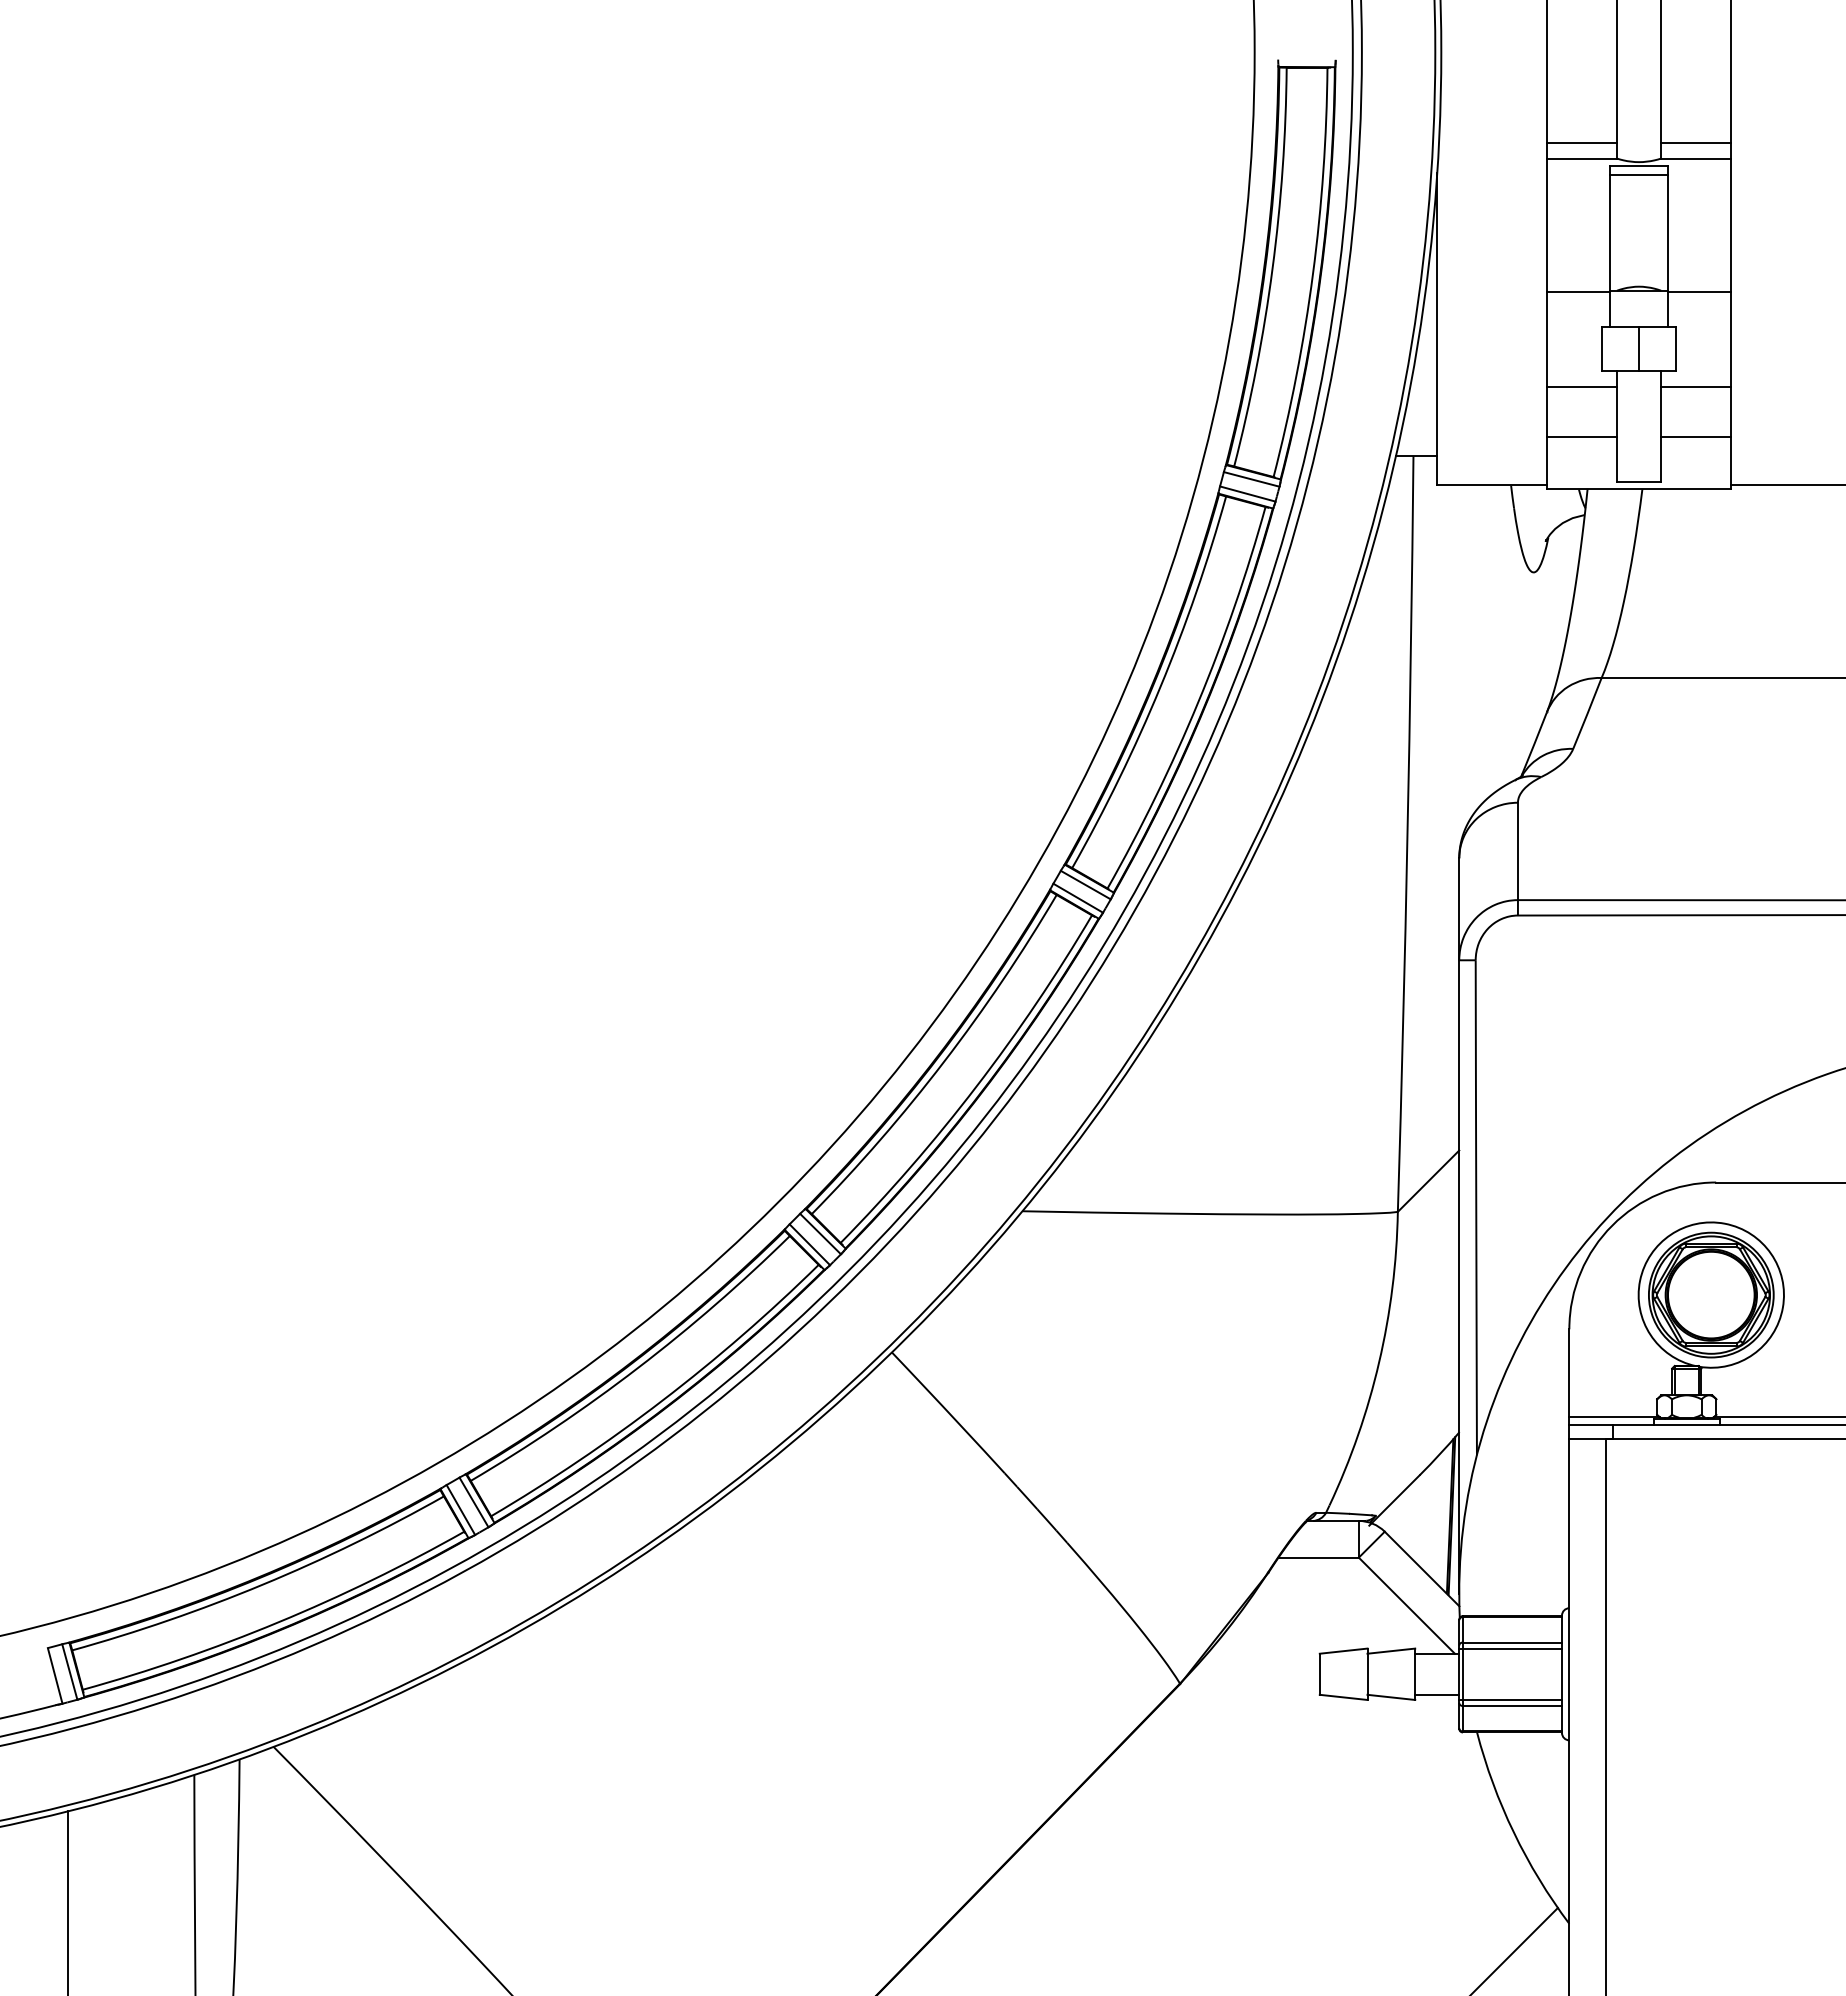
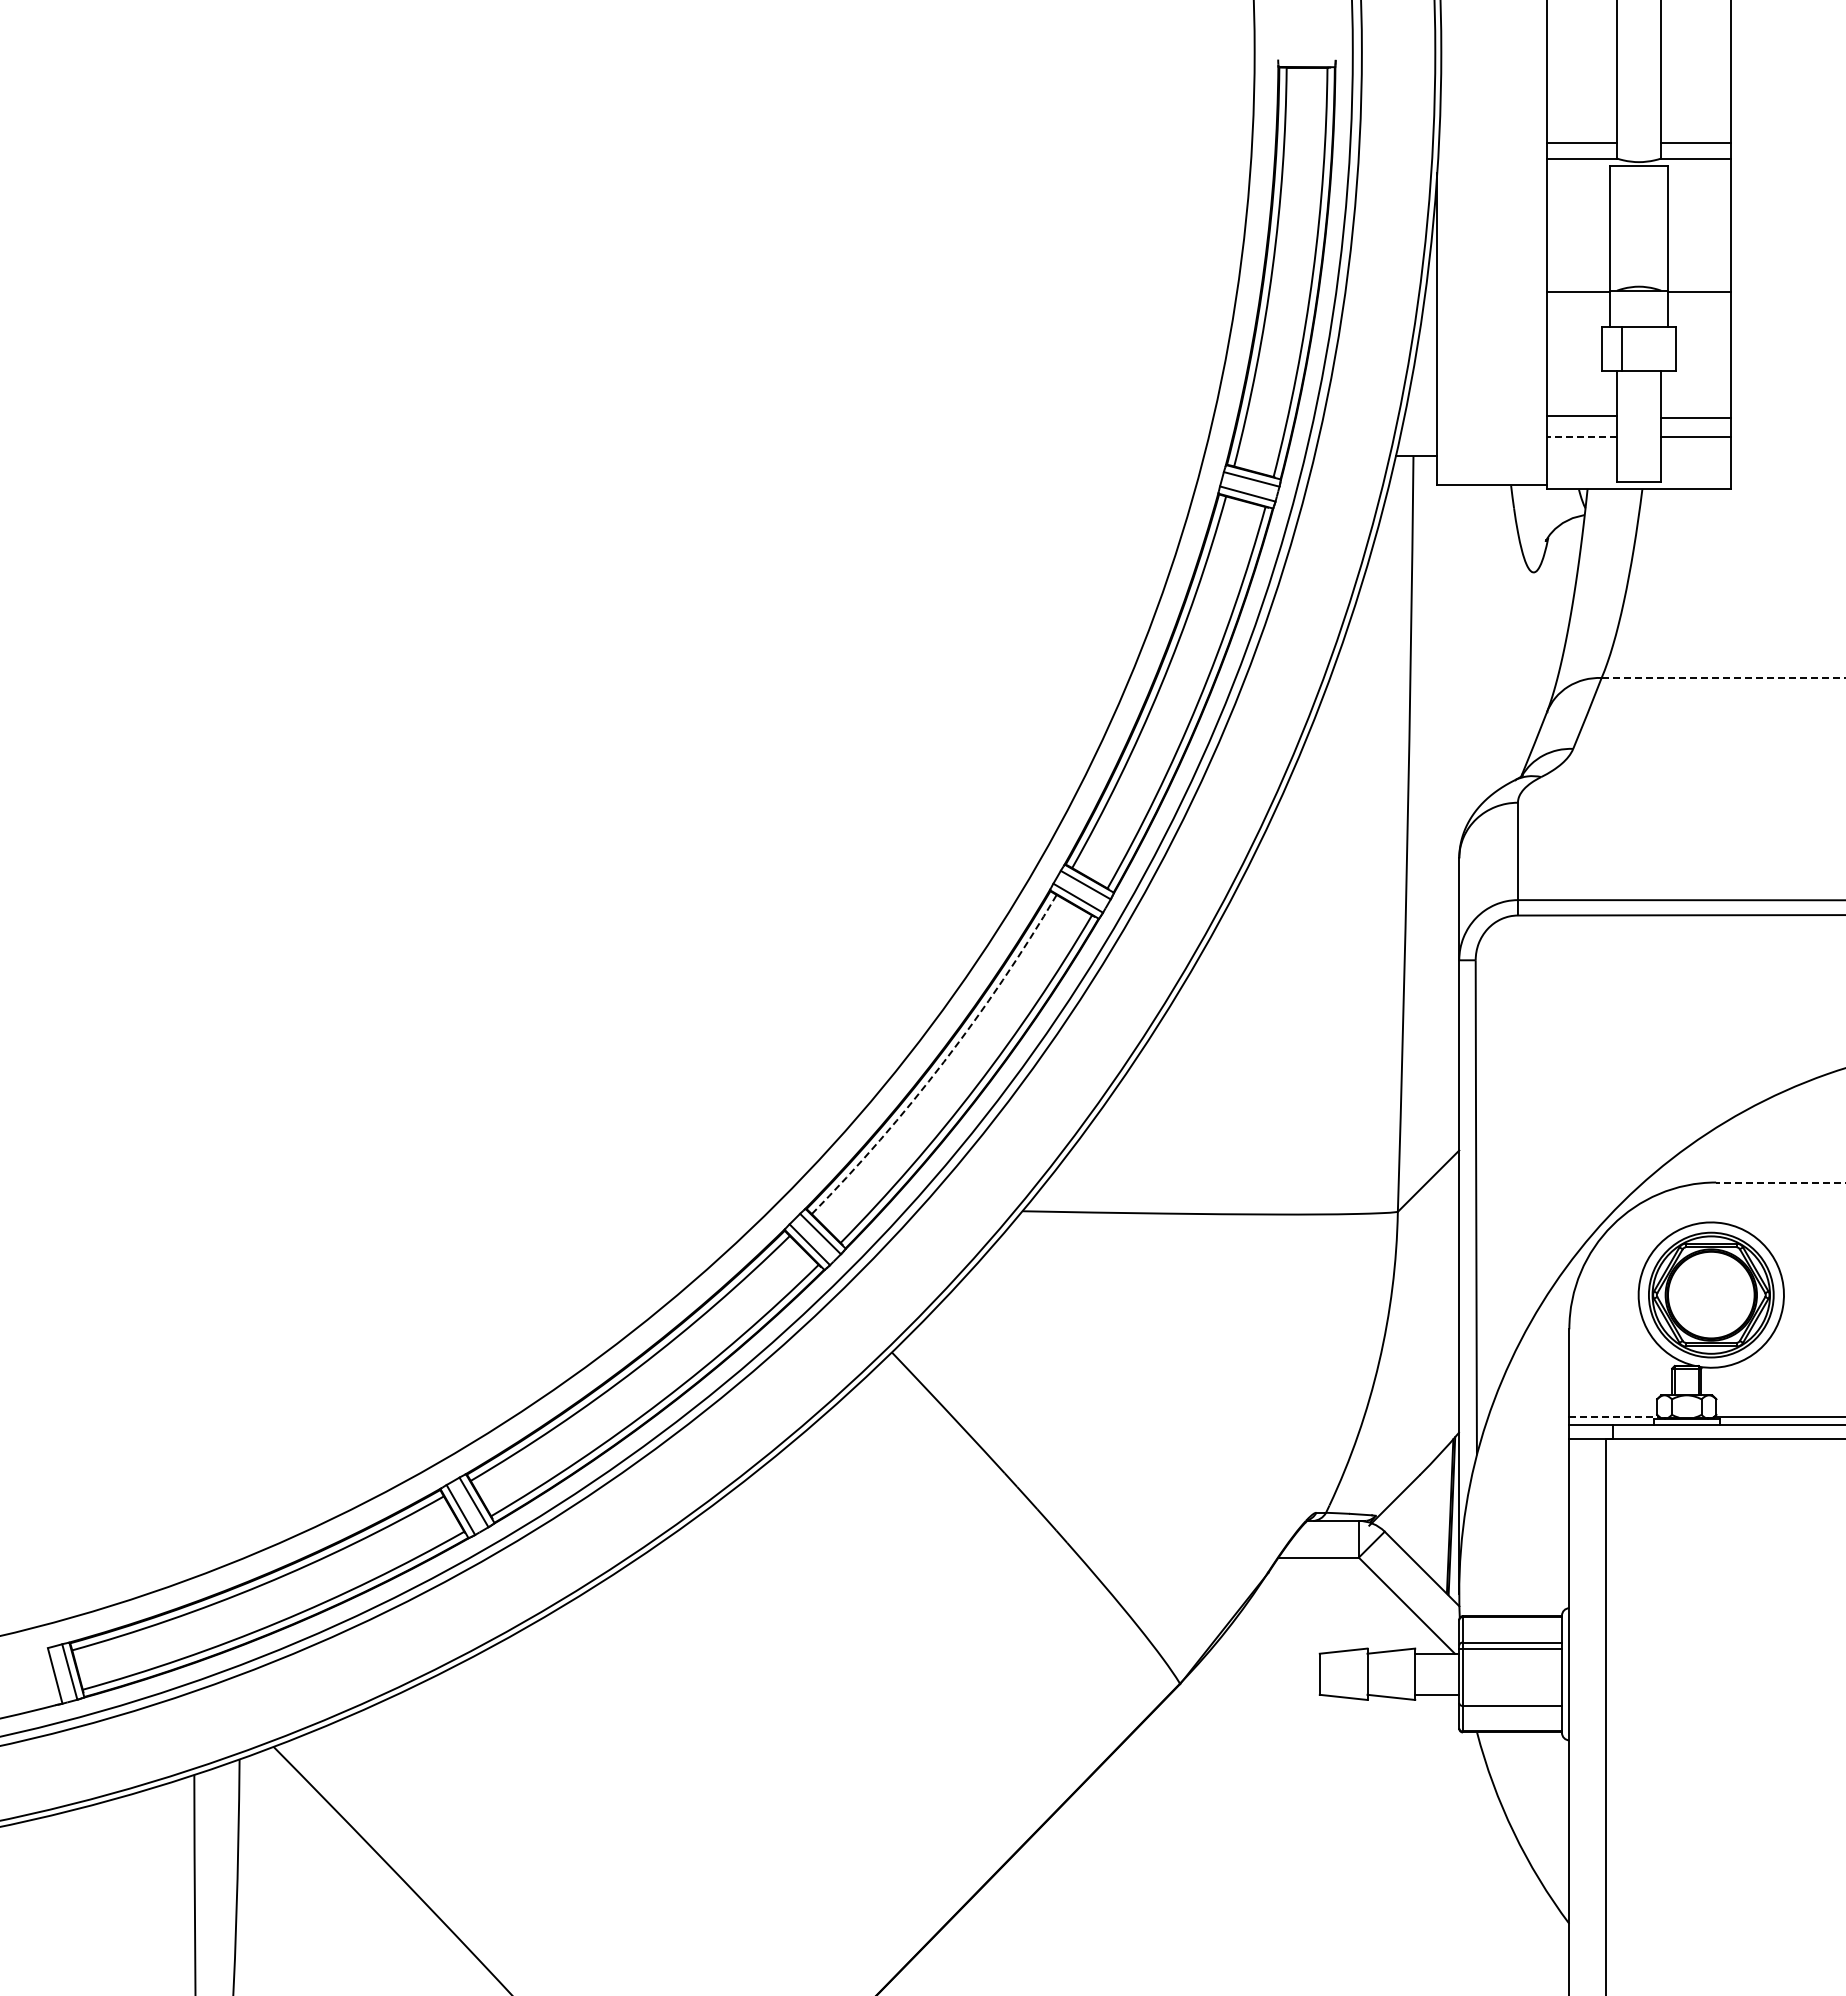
line: present -> none (1638, 174)
line position: (1639, 349) -> (1622, 349) (1622, 349)
line position: (1582, 387) -> (1582, 416) (1582, 416)
line position: (1695, 387) -> (1695, 418) (1695, 418)
line: solid -> dashed (1582, 436)
line: present -> none (1786, 485)
line: solid -> dashed (1723, 678)
arc: solid -> dashed (943, 1061)
line: solid -> dashed (1781, 1182)
line: solid -> dashed (1614, 1417)
line: present -> none (1510, 1699)
line: present -> none (68, 1901)
line: present -> none (1514, 1949)
